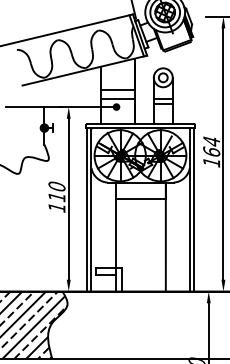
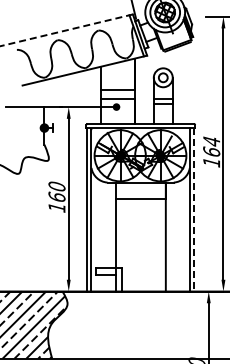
line: solid -> dashed (66, 30)
text: 110 -> 160 (56, 196)
line: solid -> dashed (194, 209)
